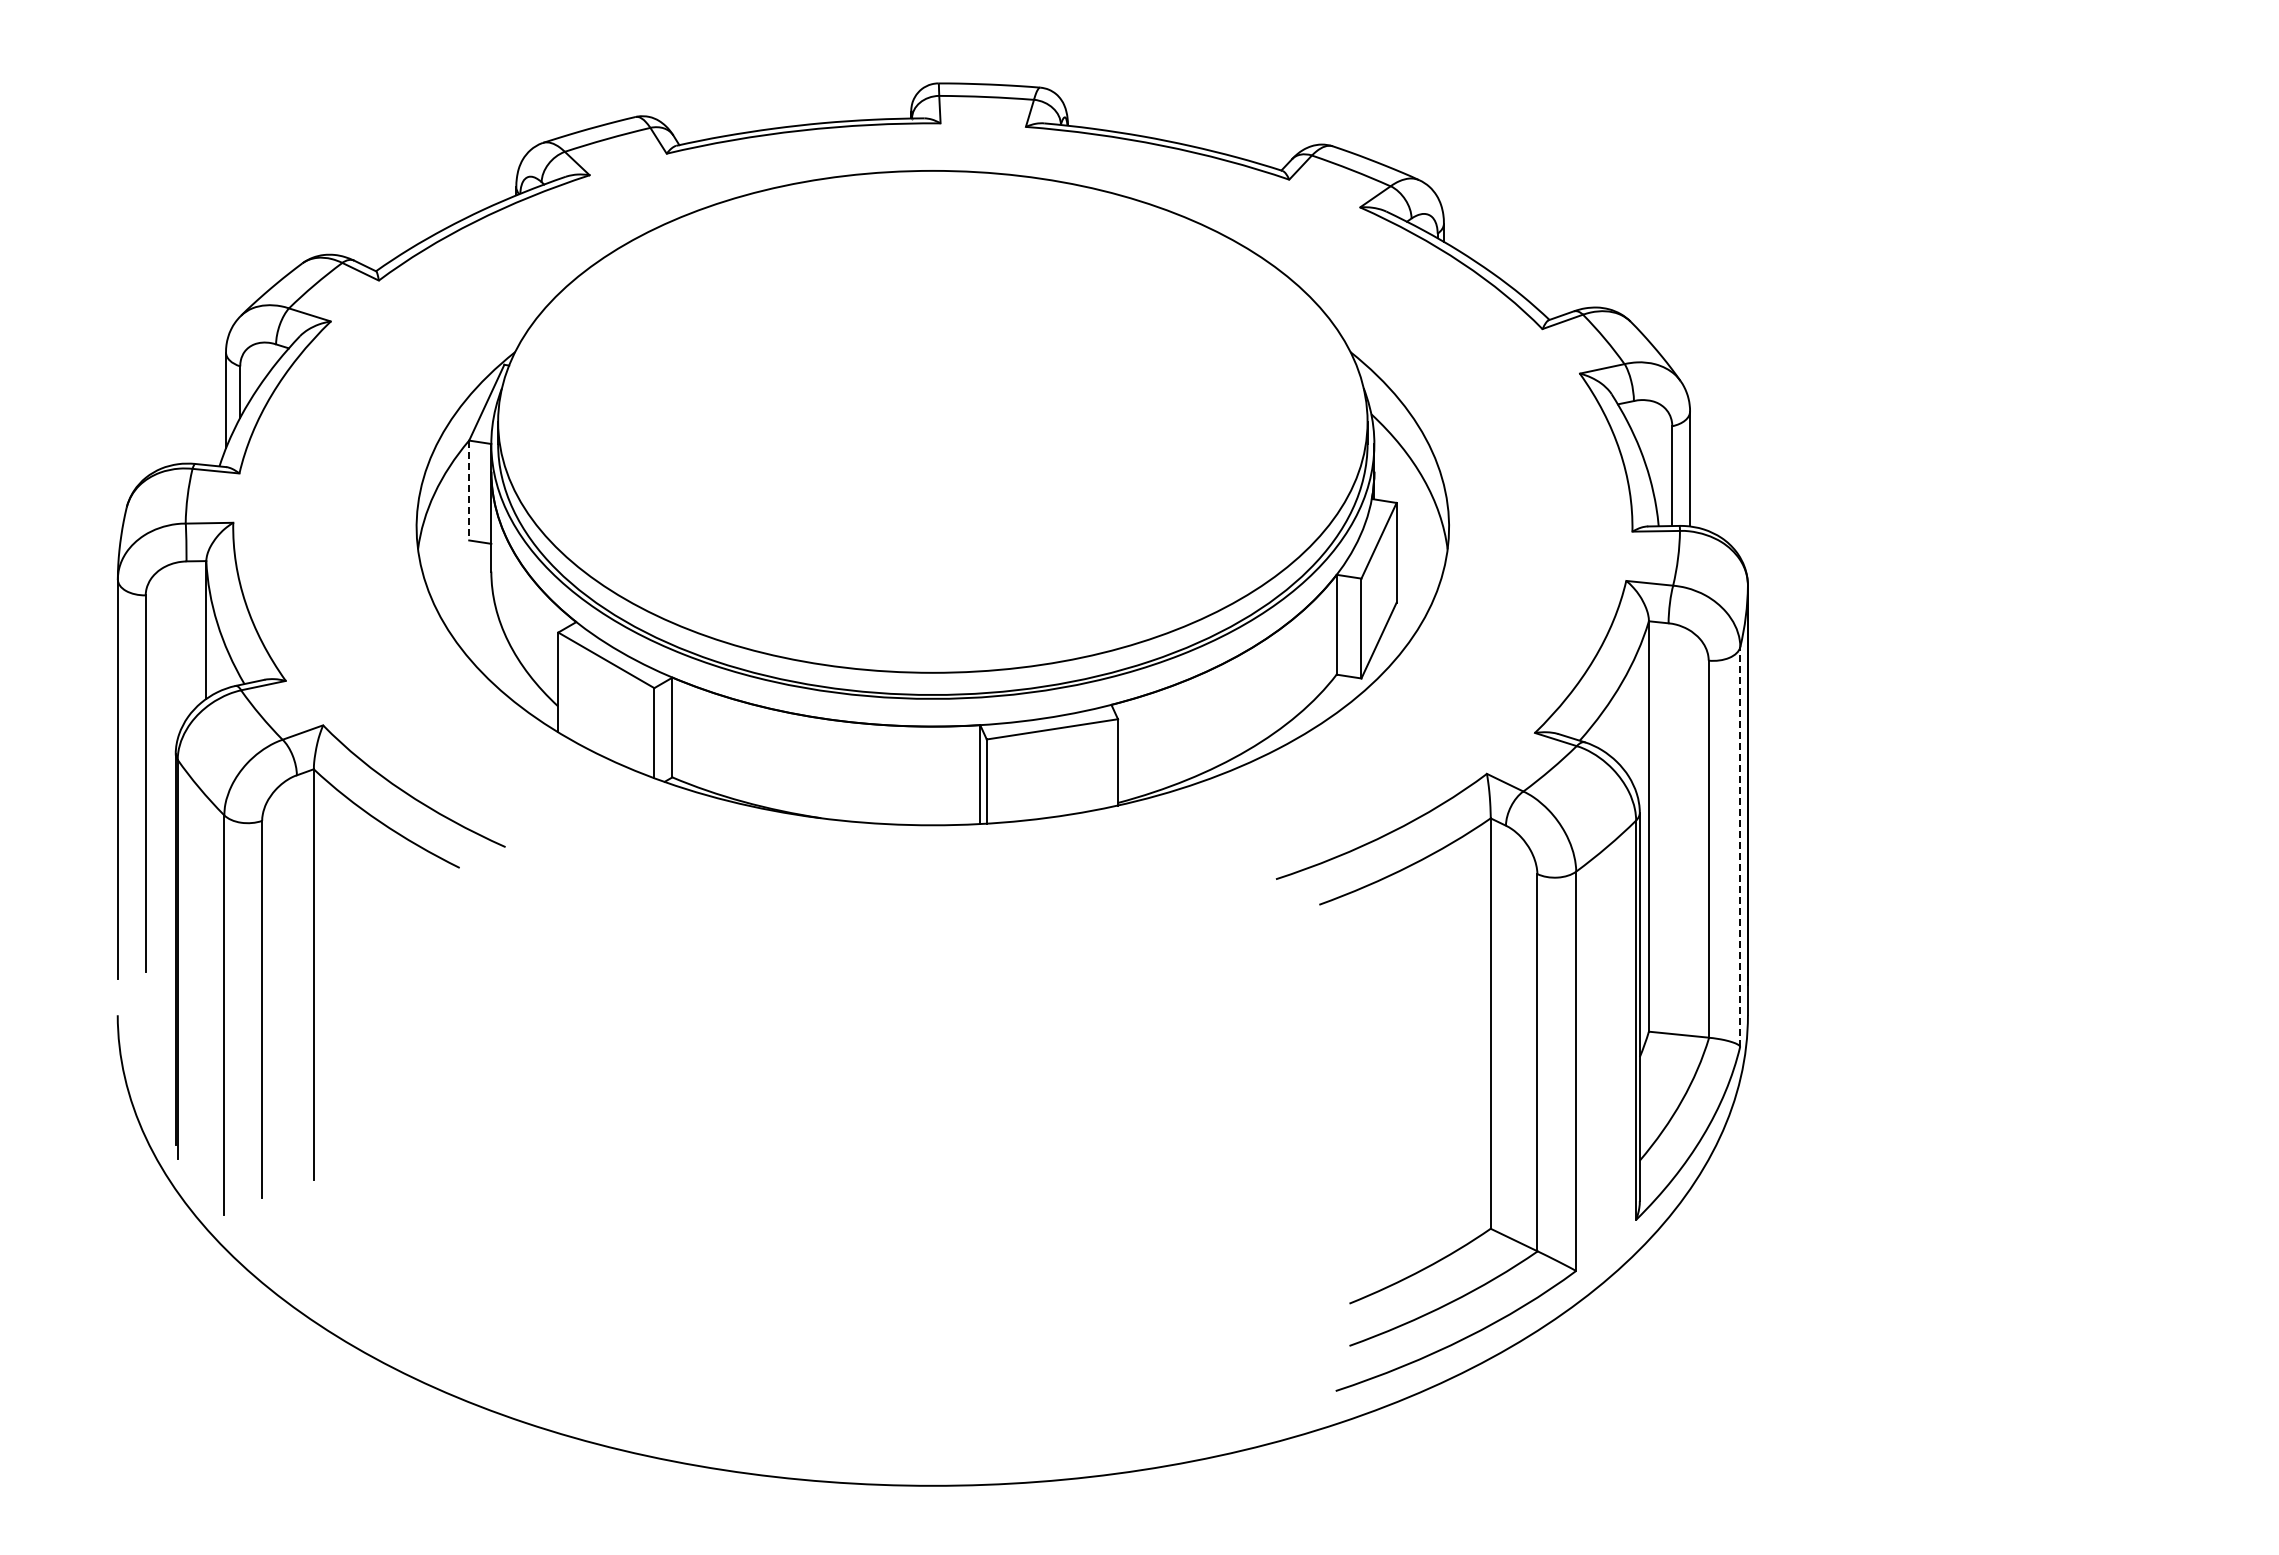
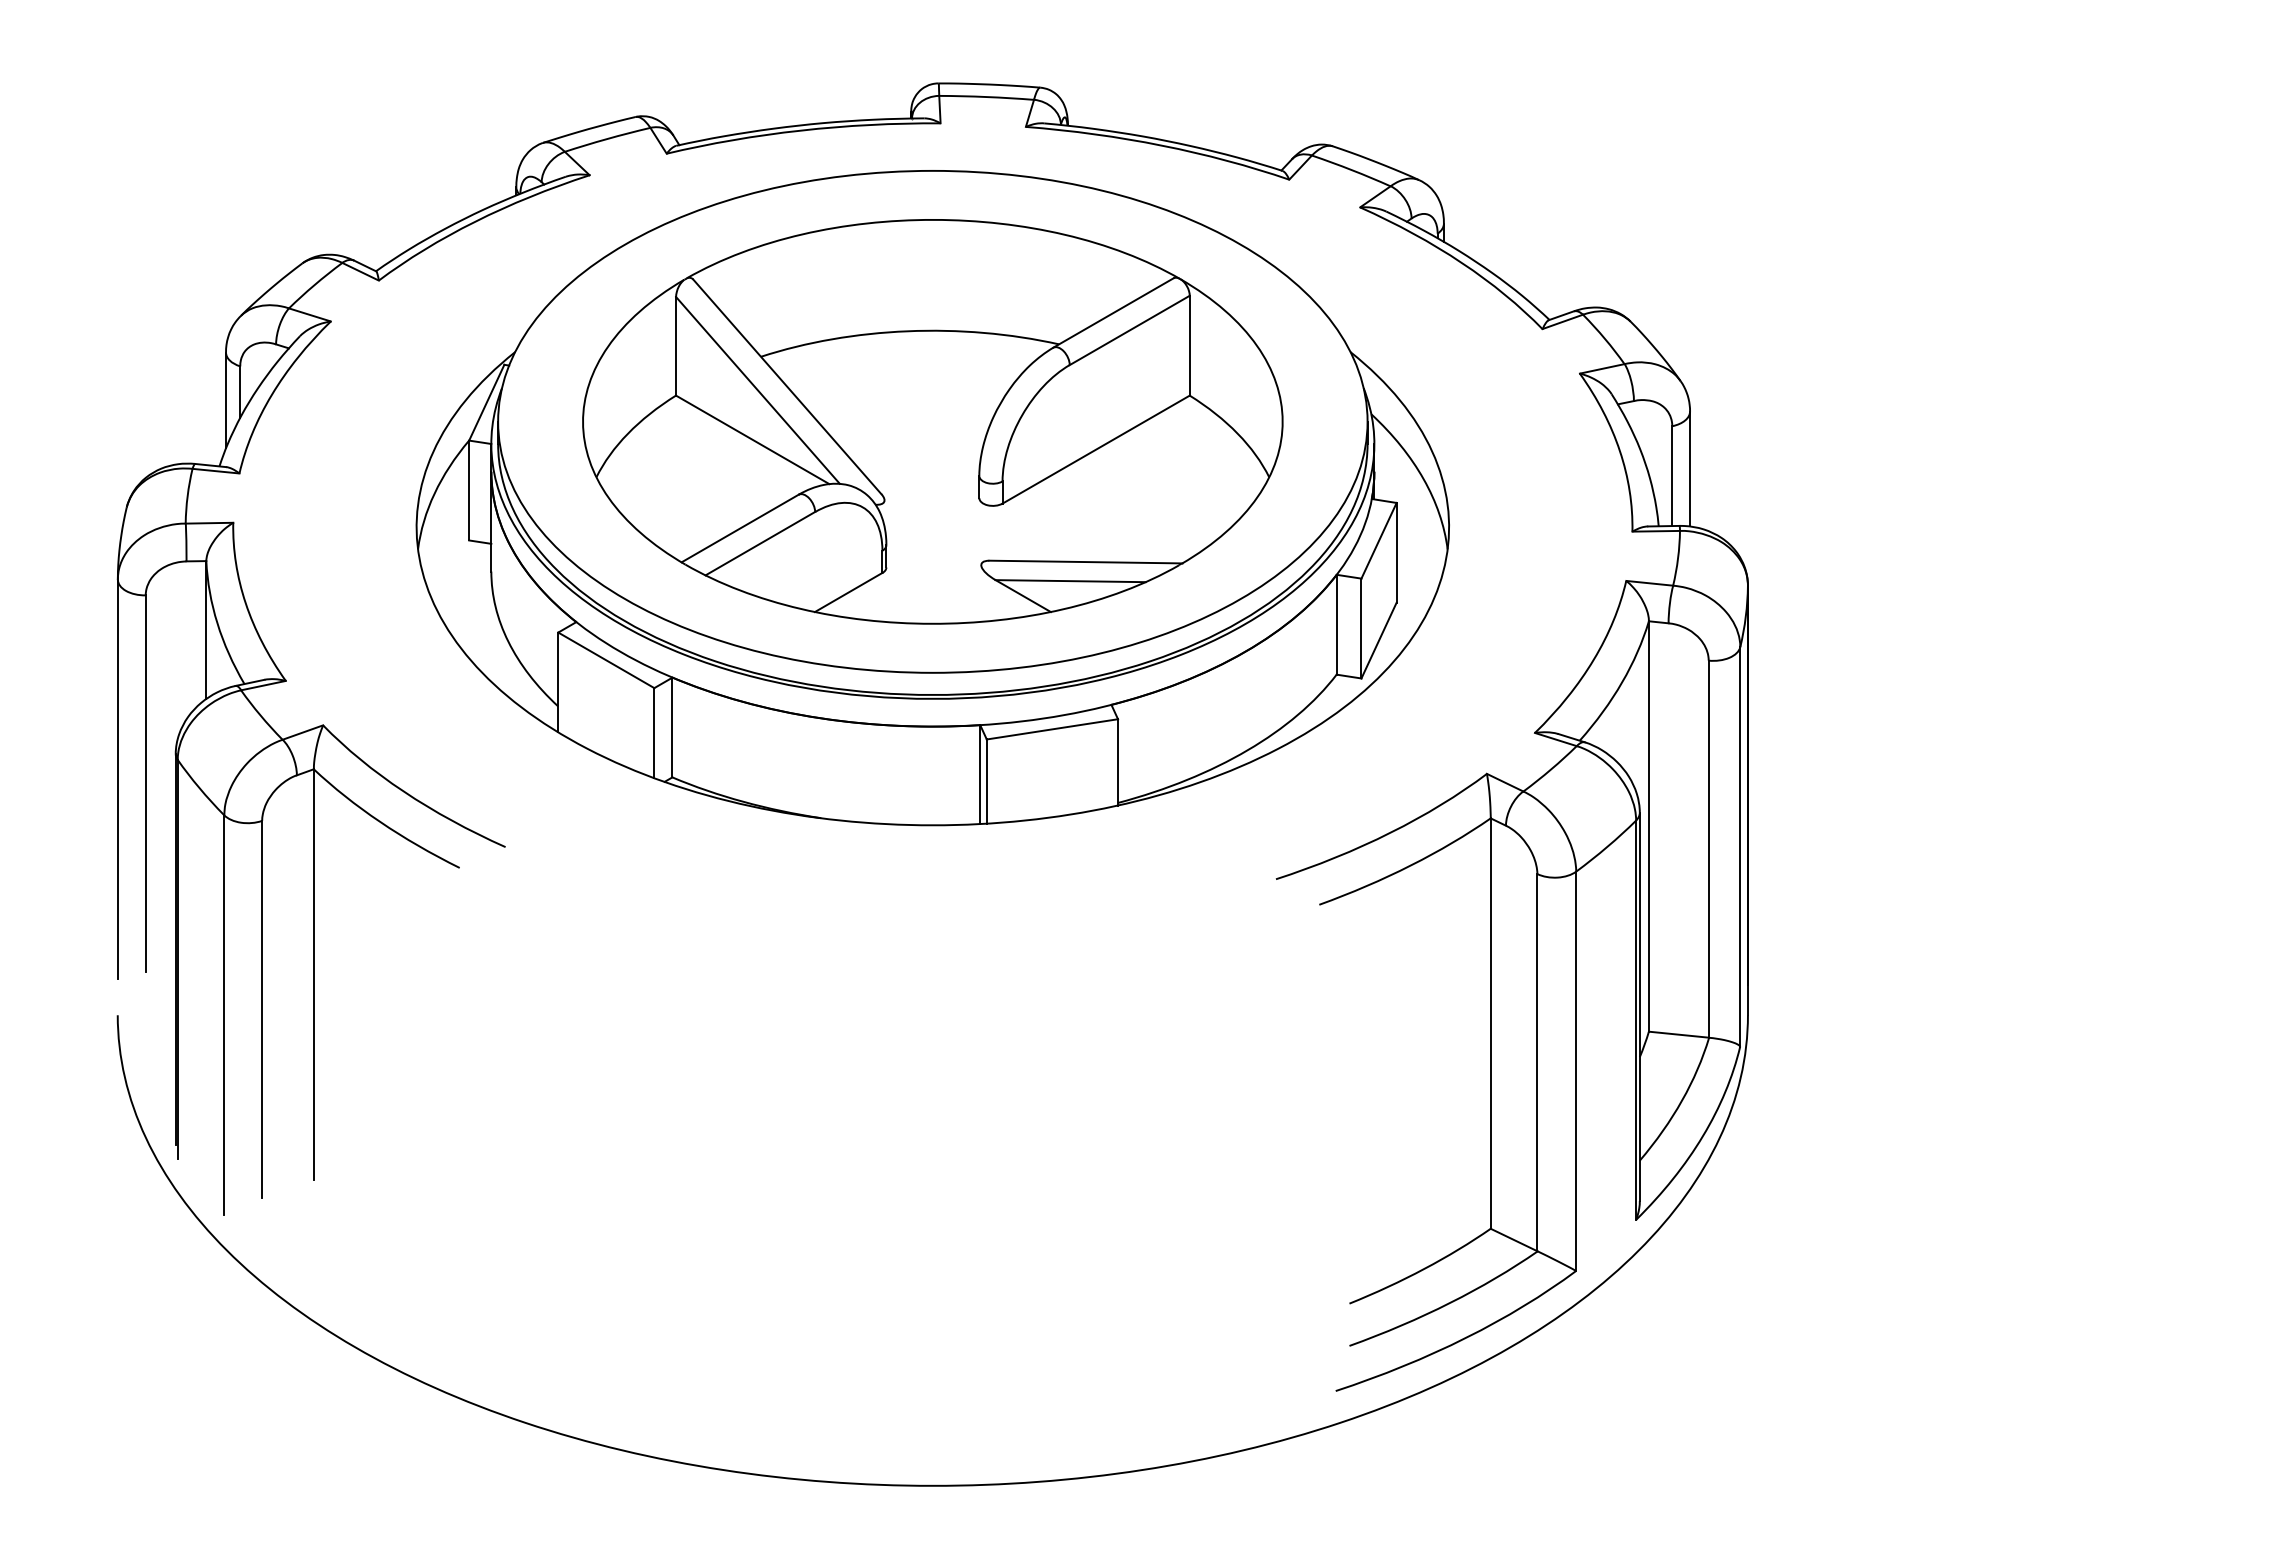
part: none -> present (932, 421)
line: dashed -> solid (469, 490)
line: dashed -> solid (1740, 846)
